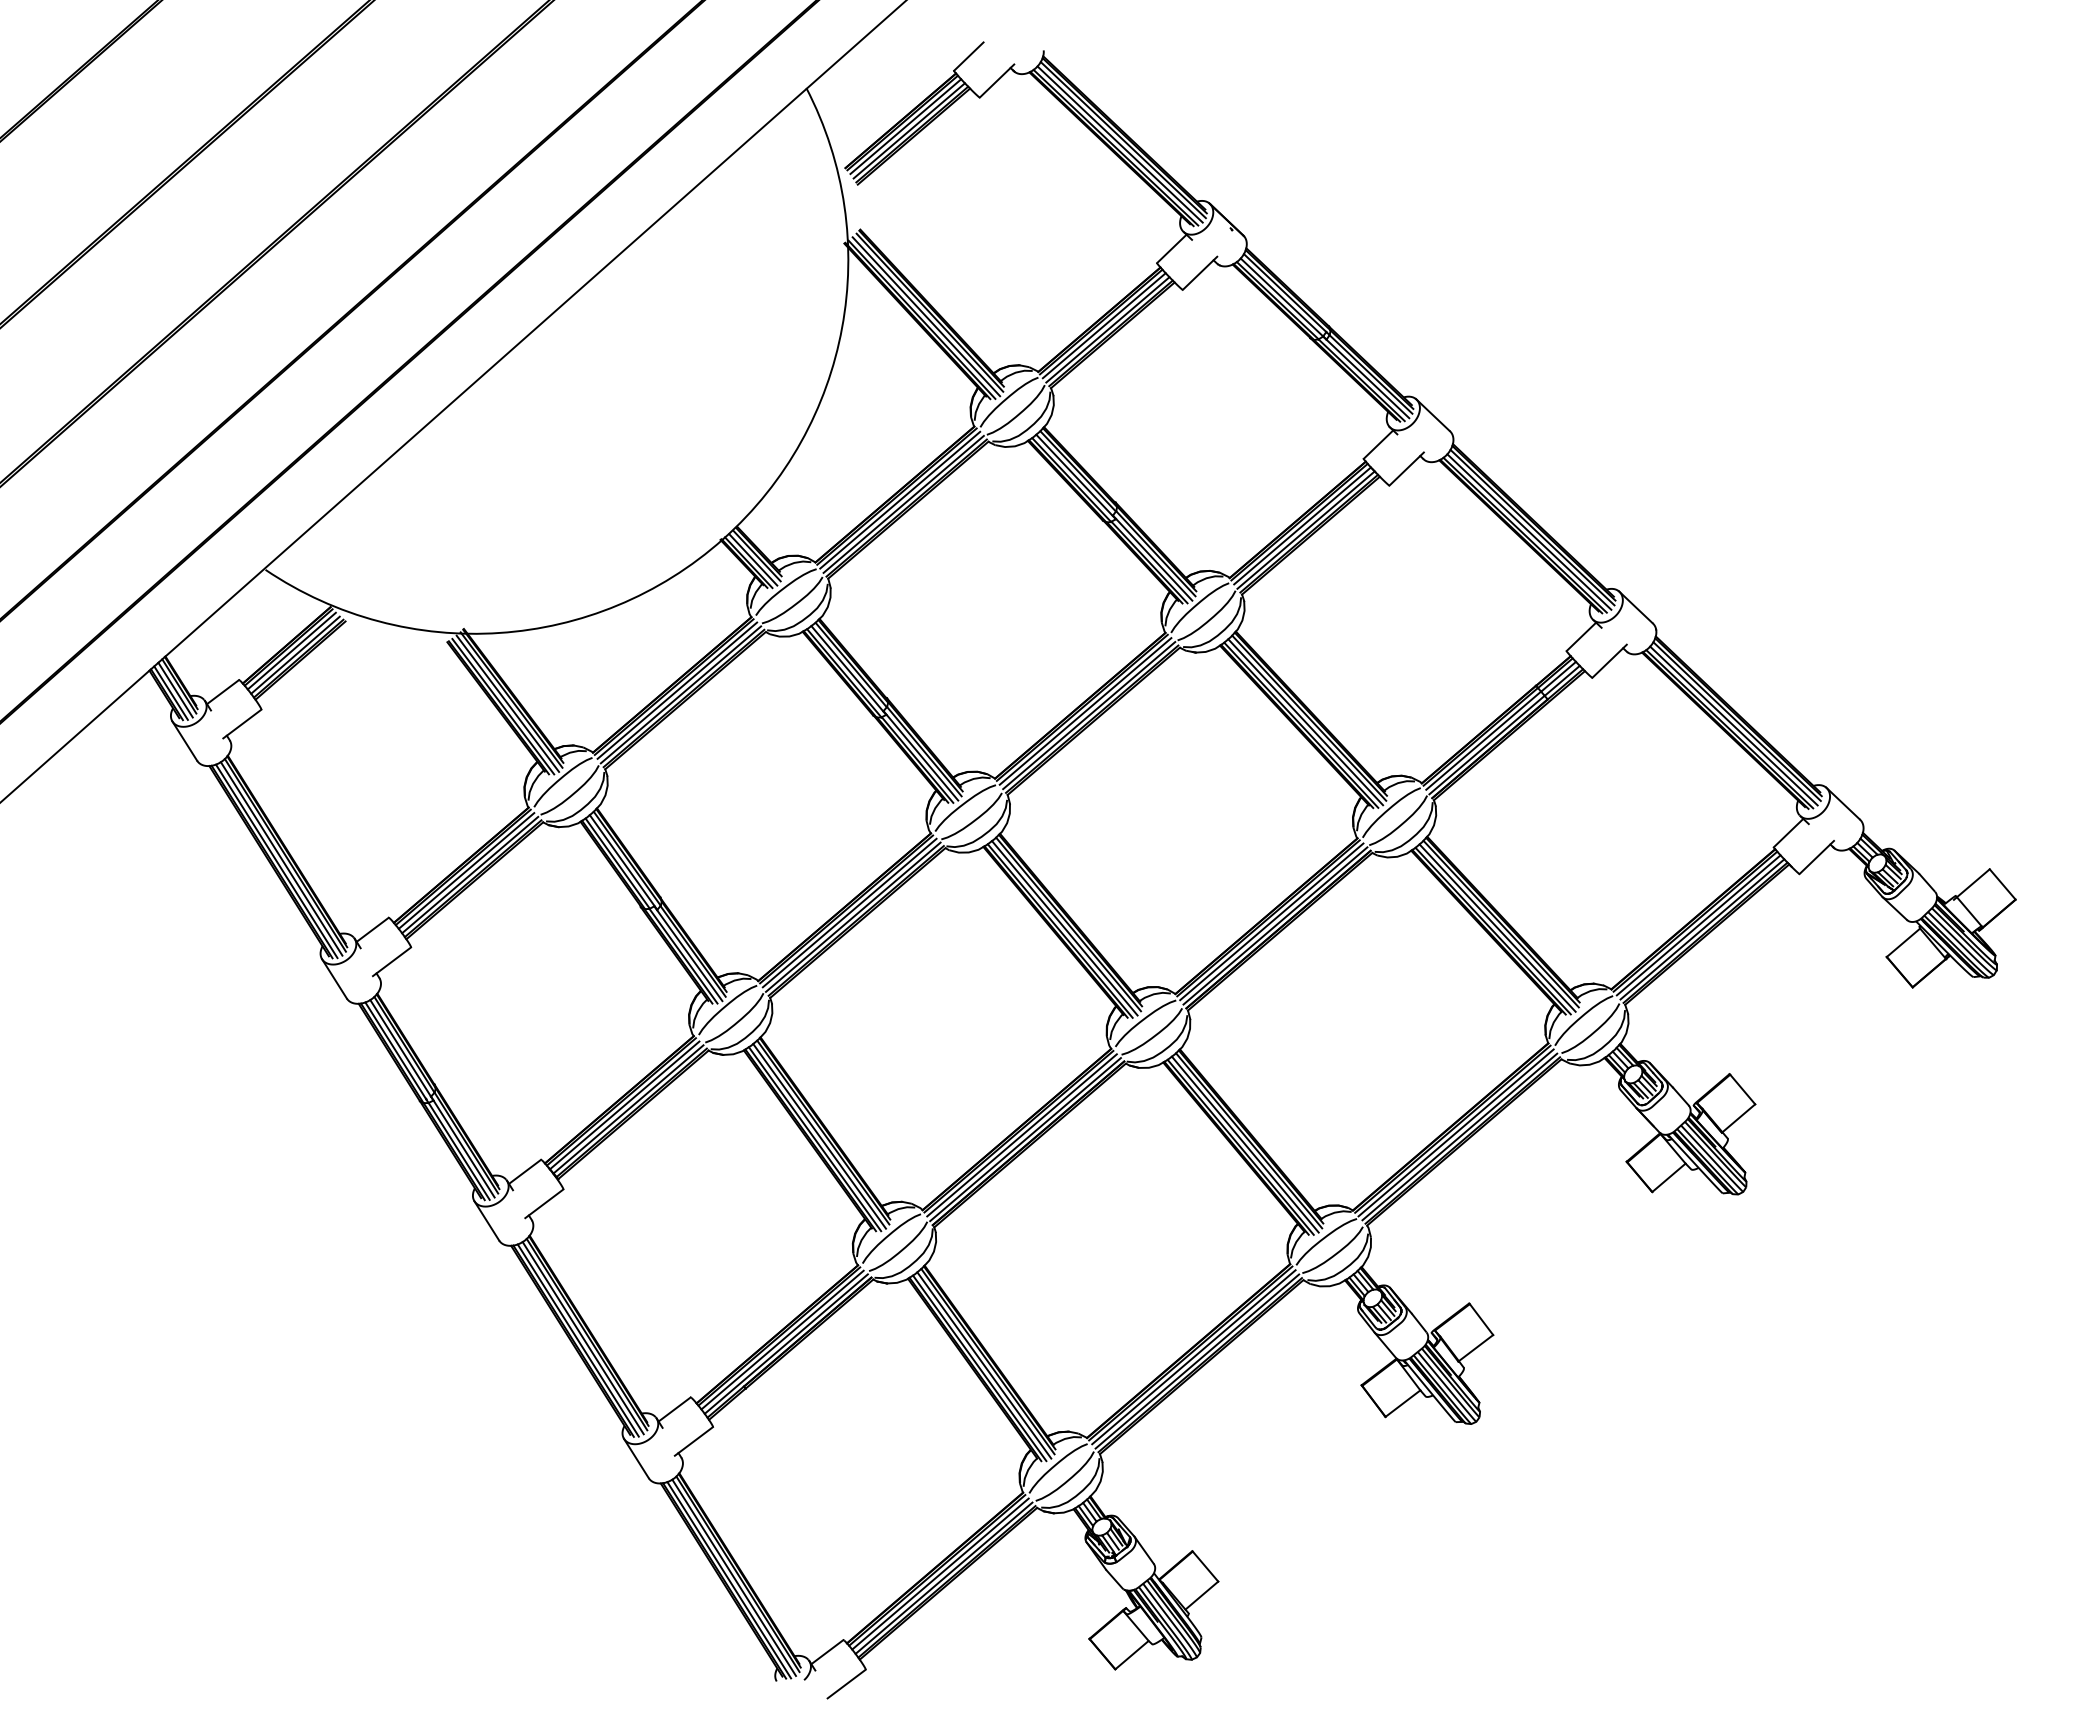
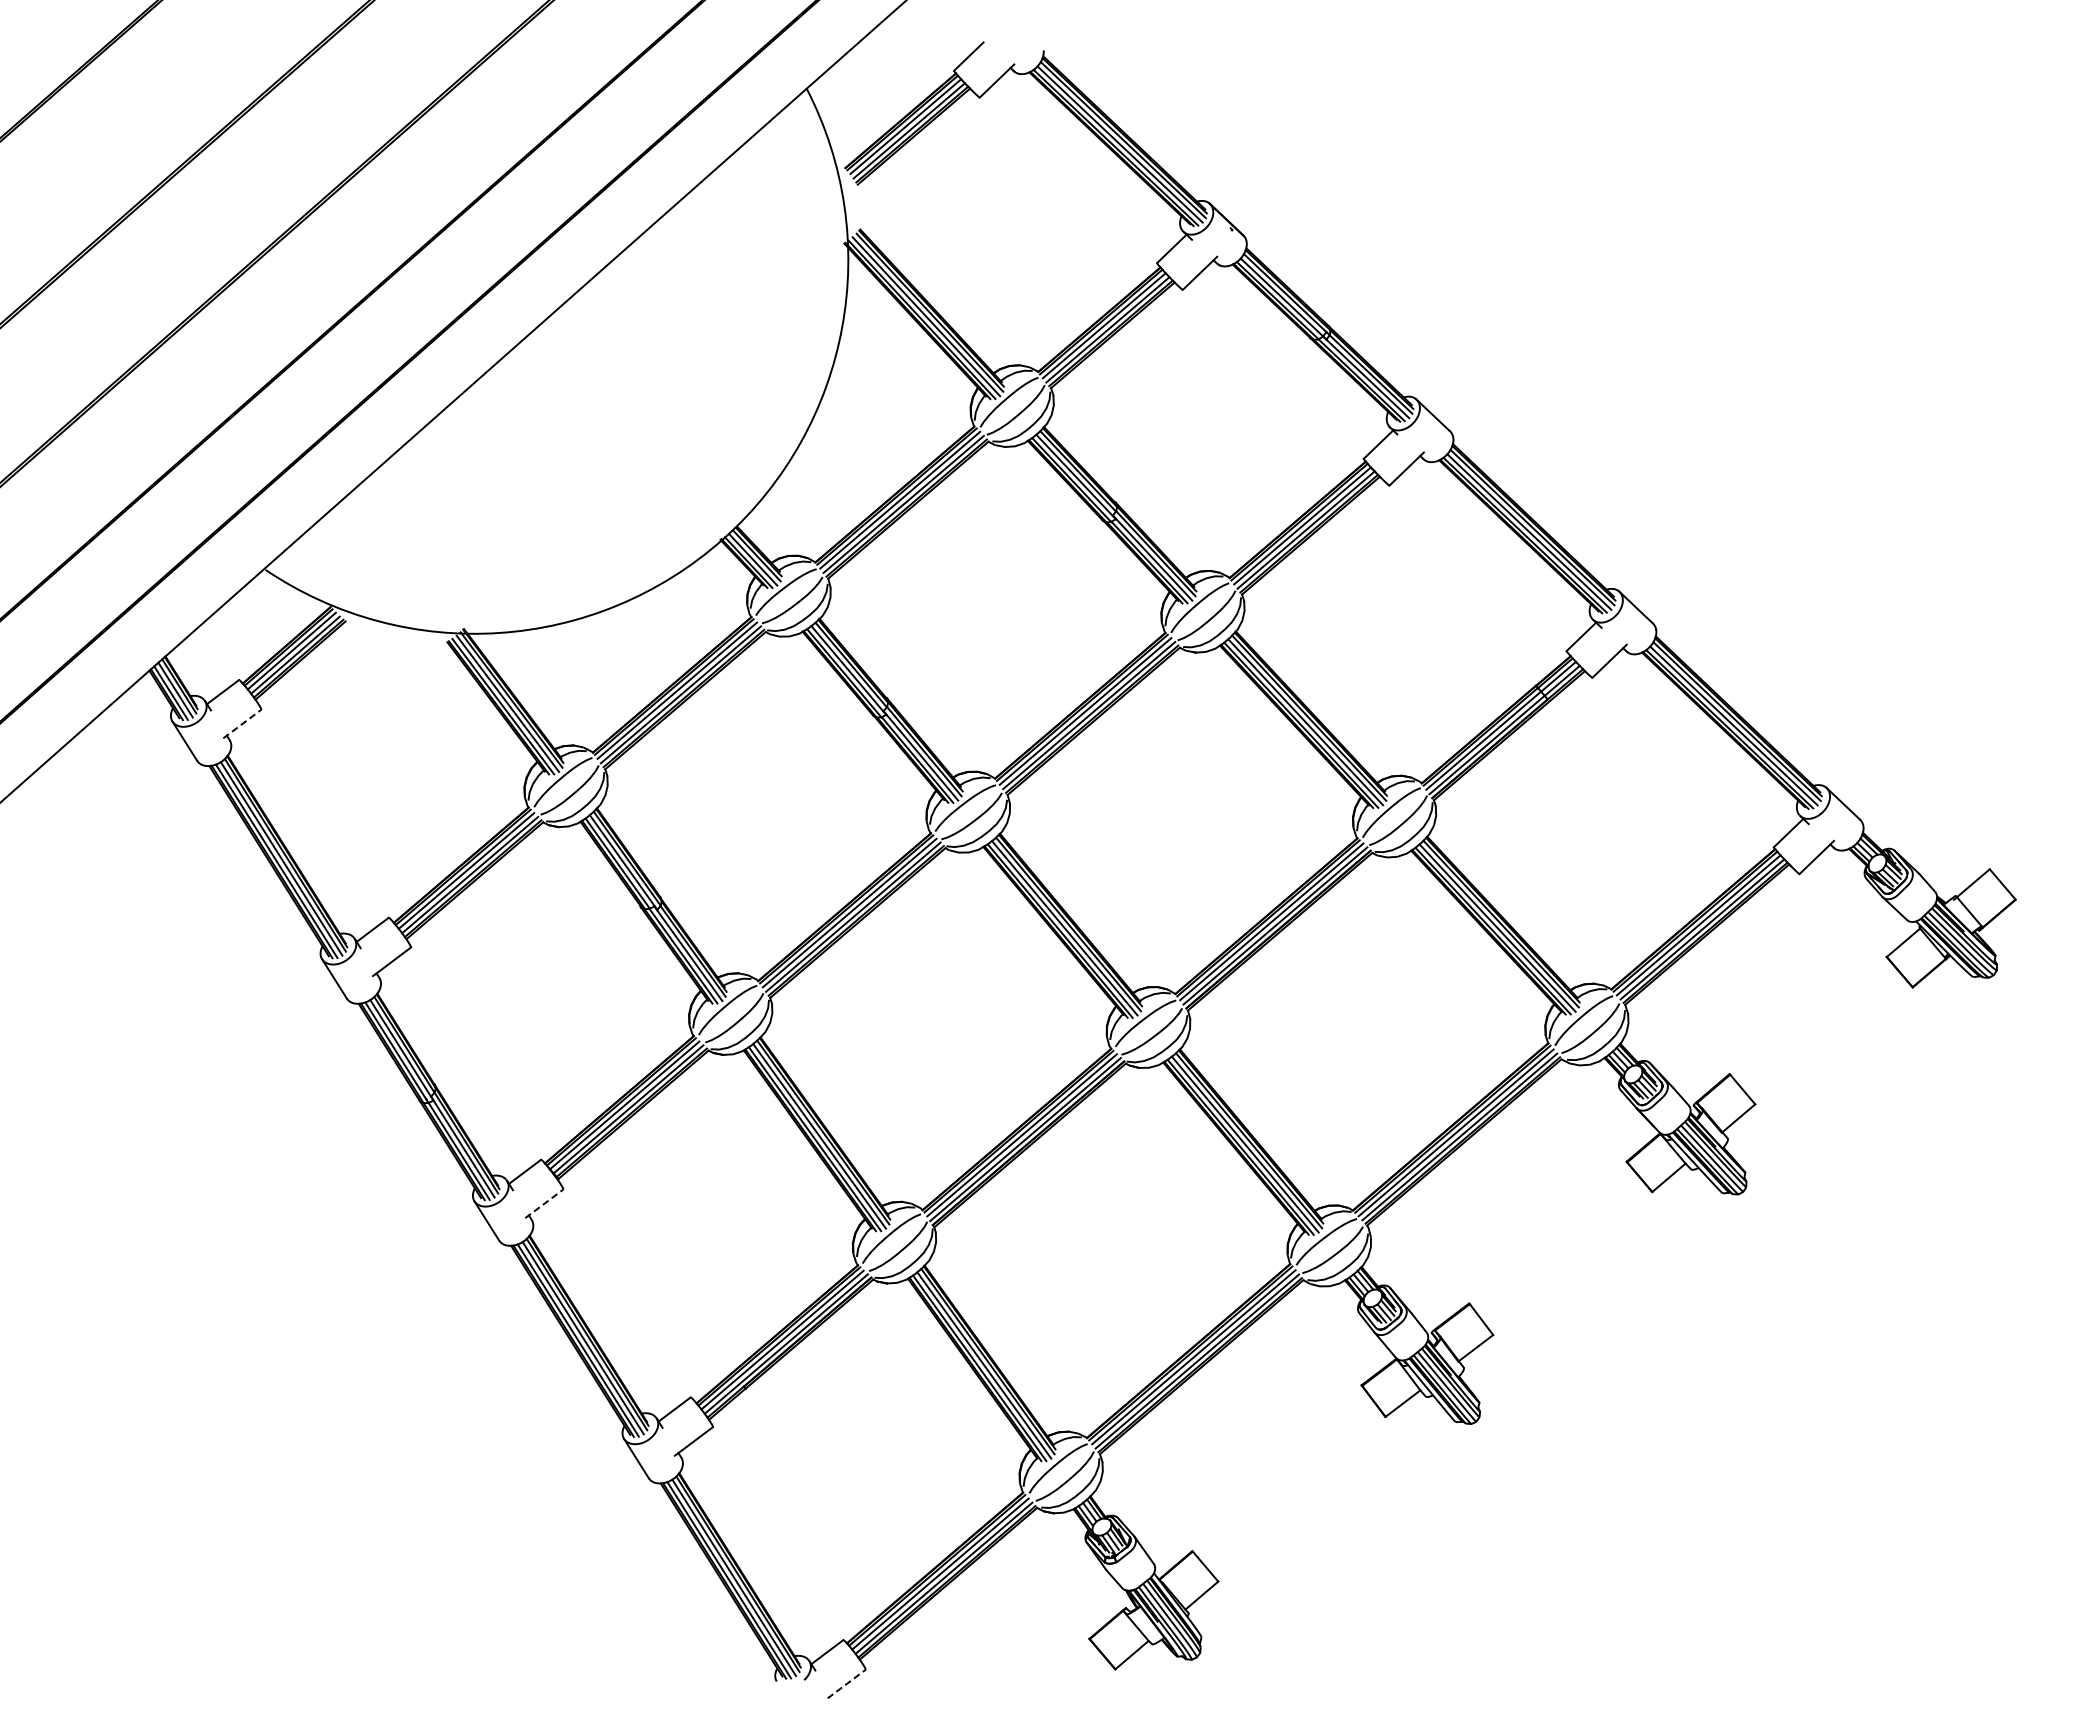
line: solid -> dashed (242, 724)
line: solid -> dashed (544, 1203)
line: solid -> dashed (846, 1684)
